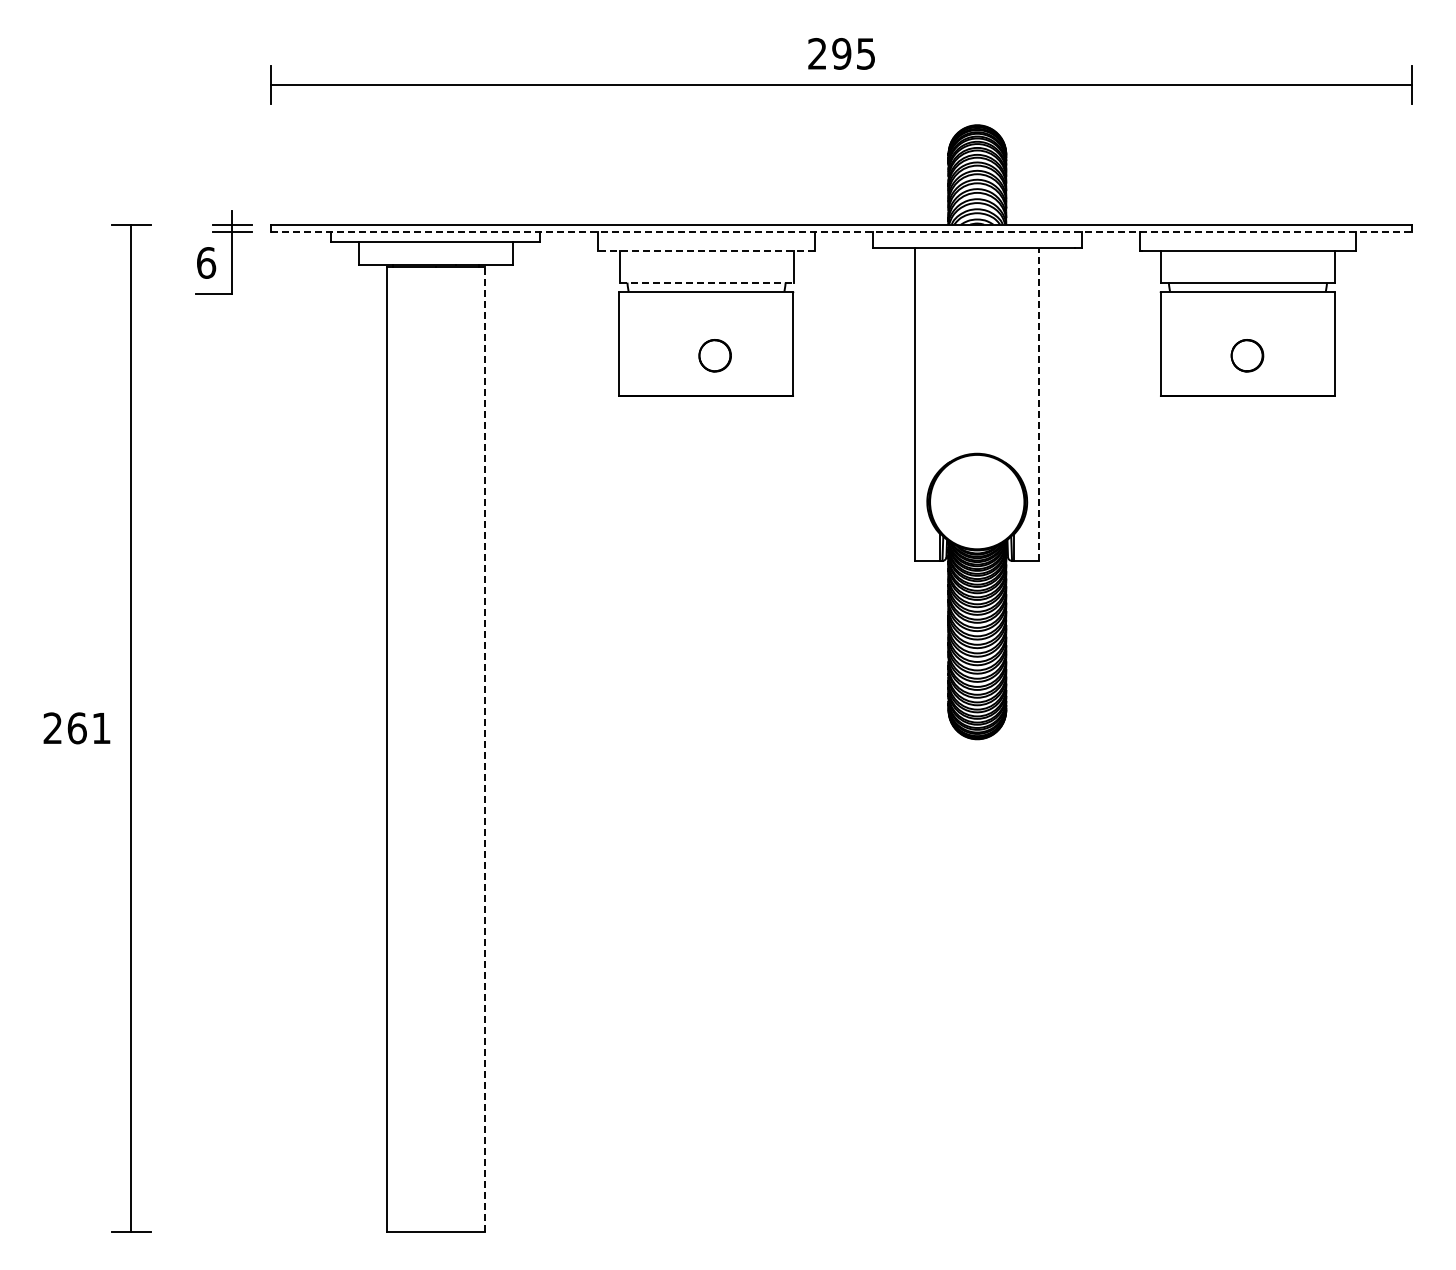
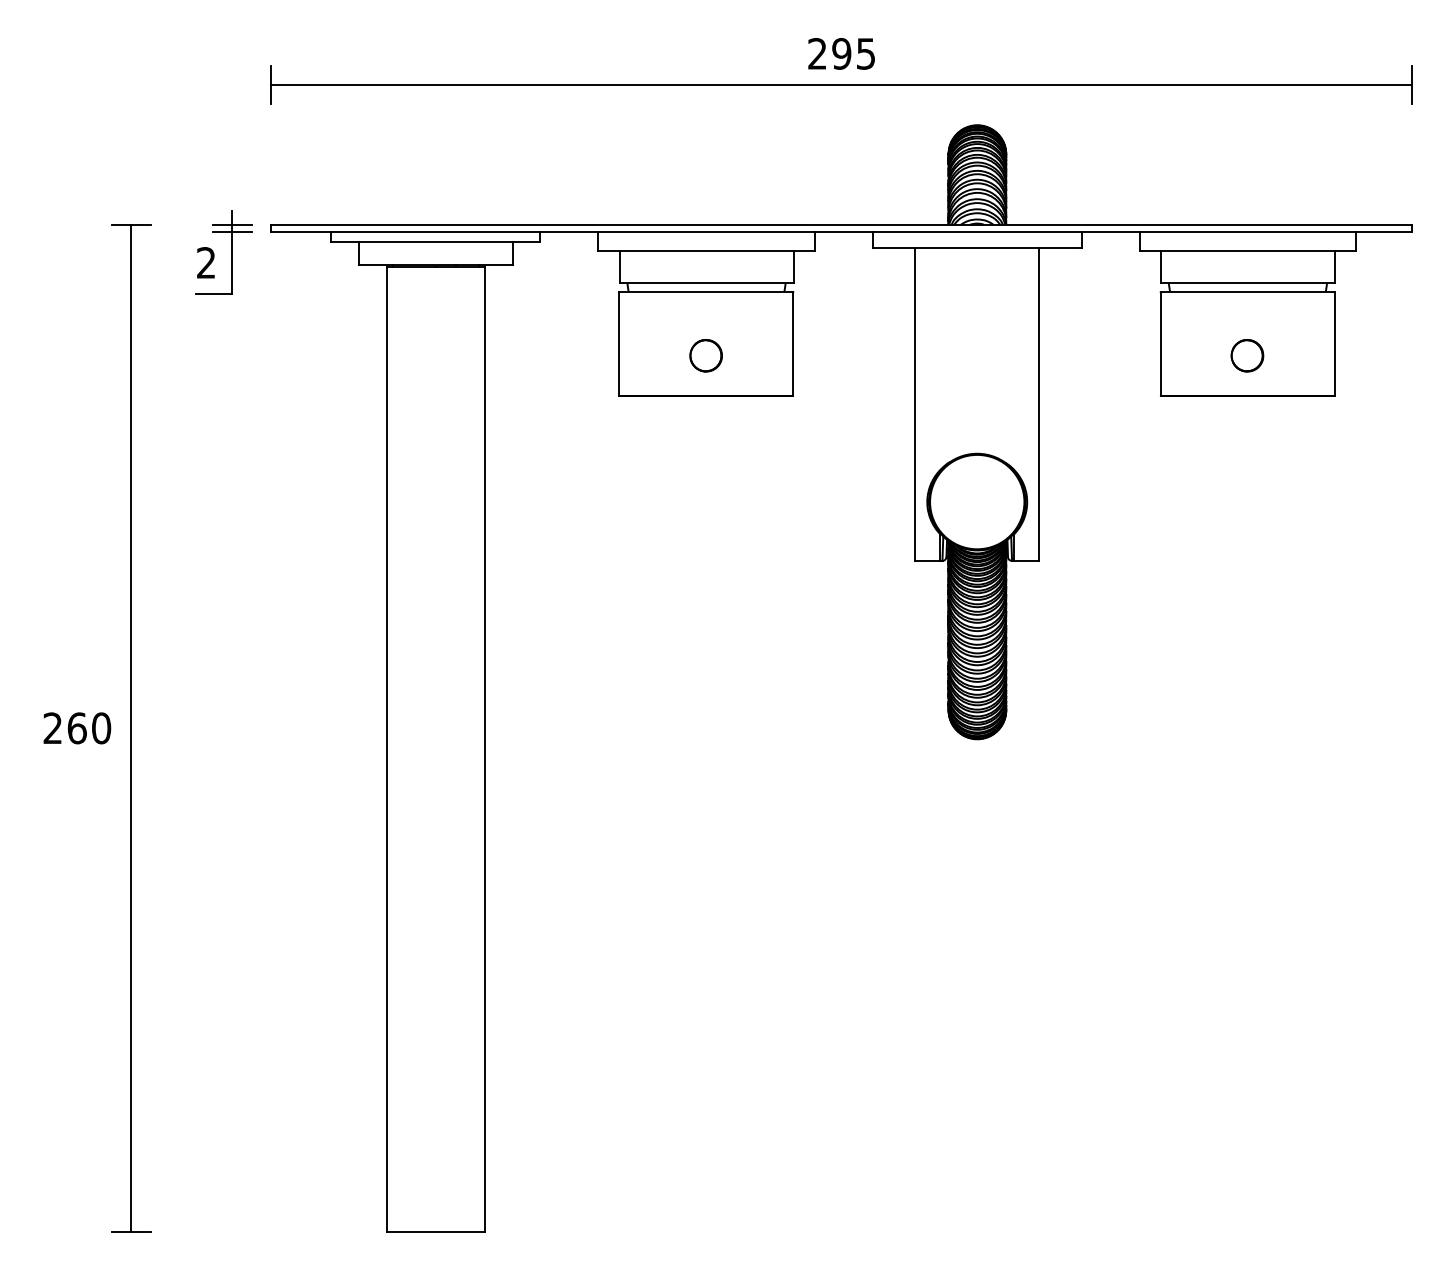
line: dashed -> solid (842, 232)
line: dashed -> solid (706, 250)
text: 6 -> 2 (206, 262)
line: dashed -> solid (707, 282)
part position: (714, 355) -> (705, 355) (705, 355)
line: dashed -> solid (1039, 404)
text: 261 -> 260 (101, 728)
line: dashed -> solid (484, 749)
